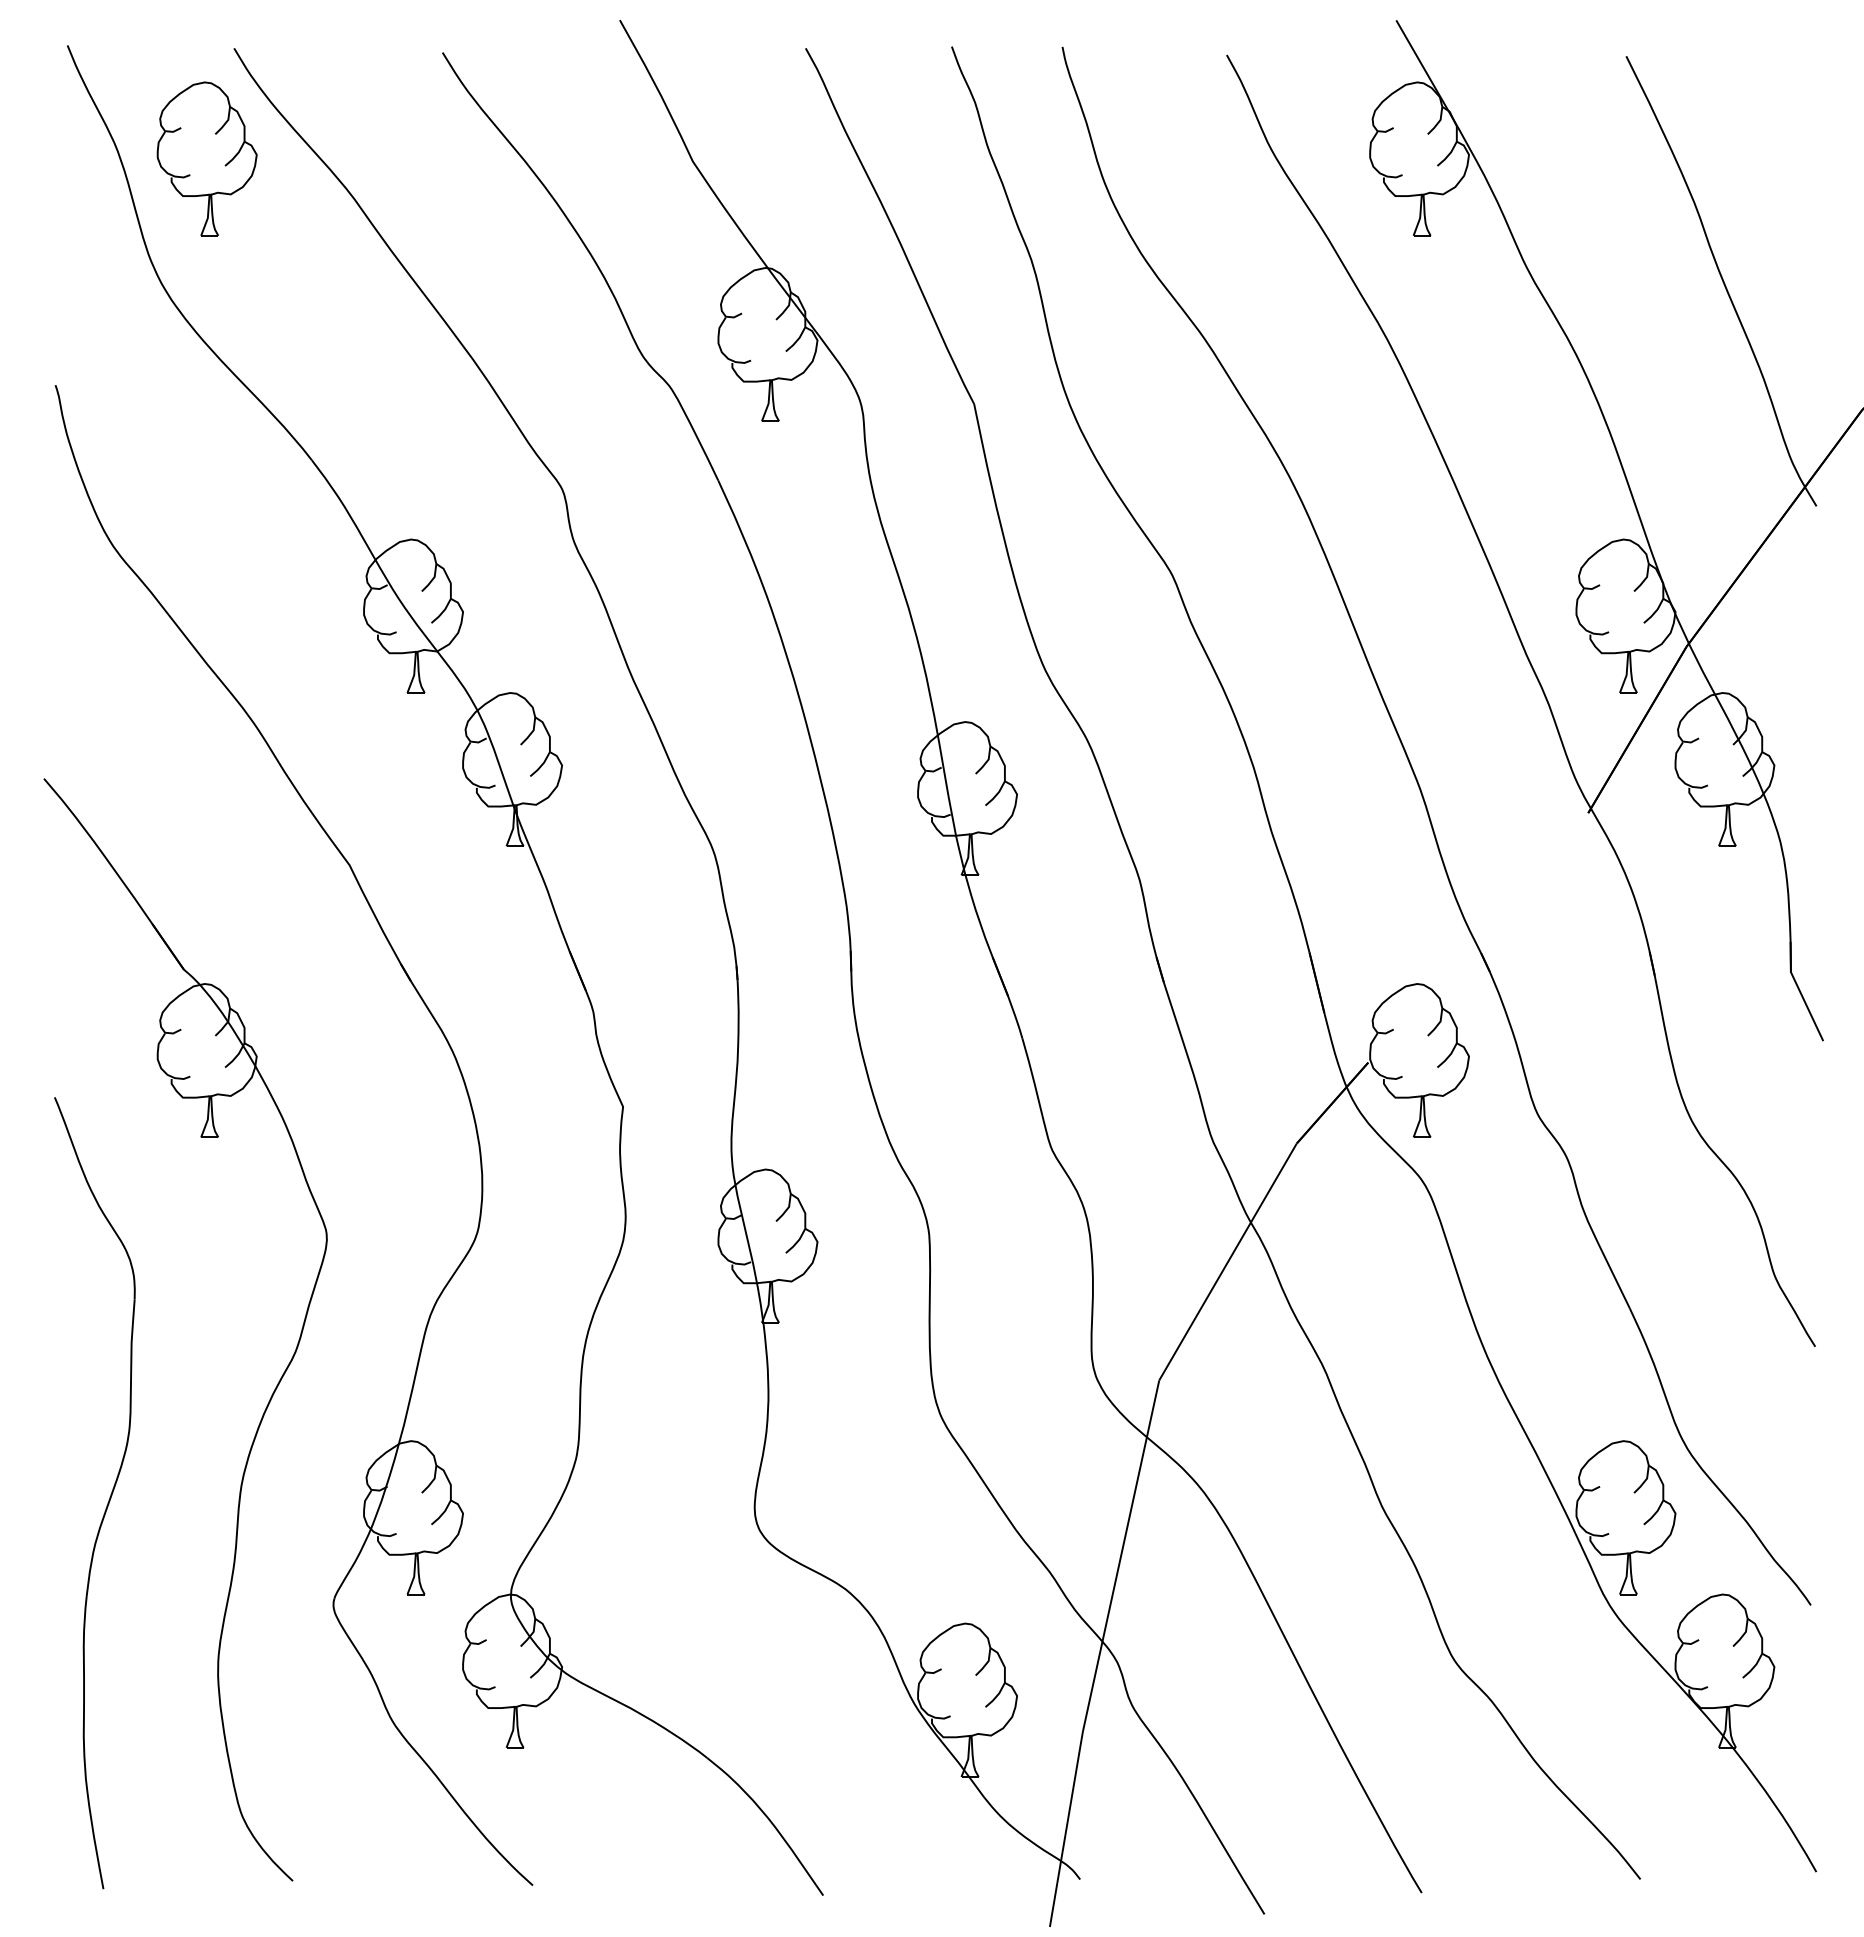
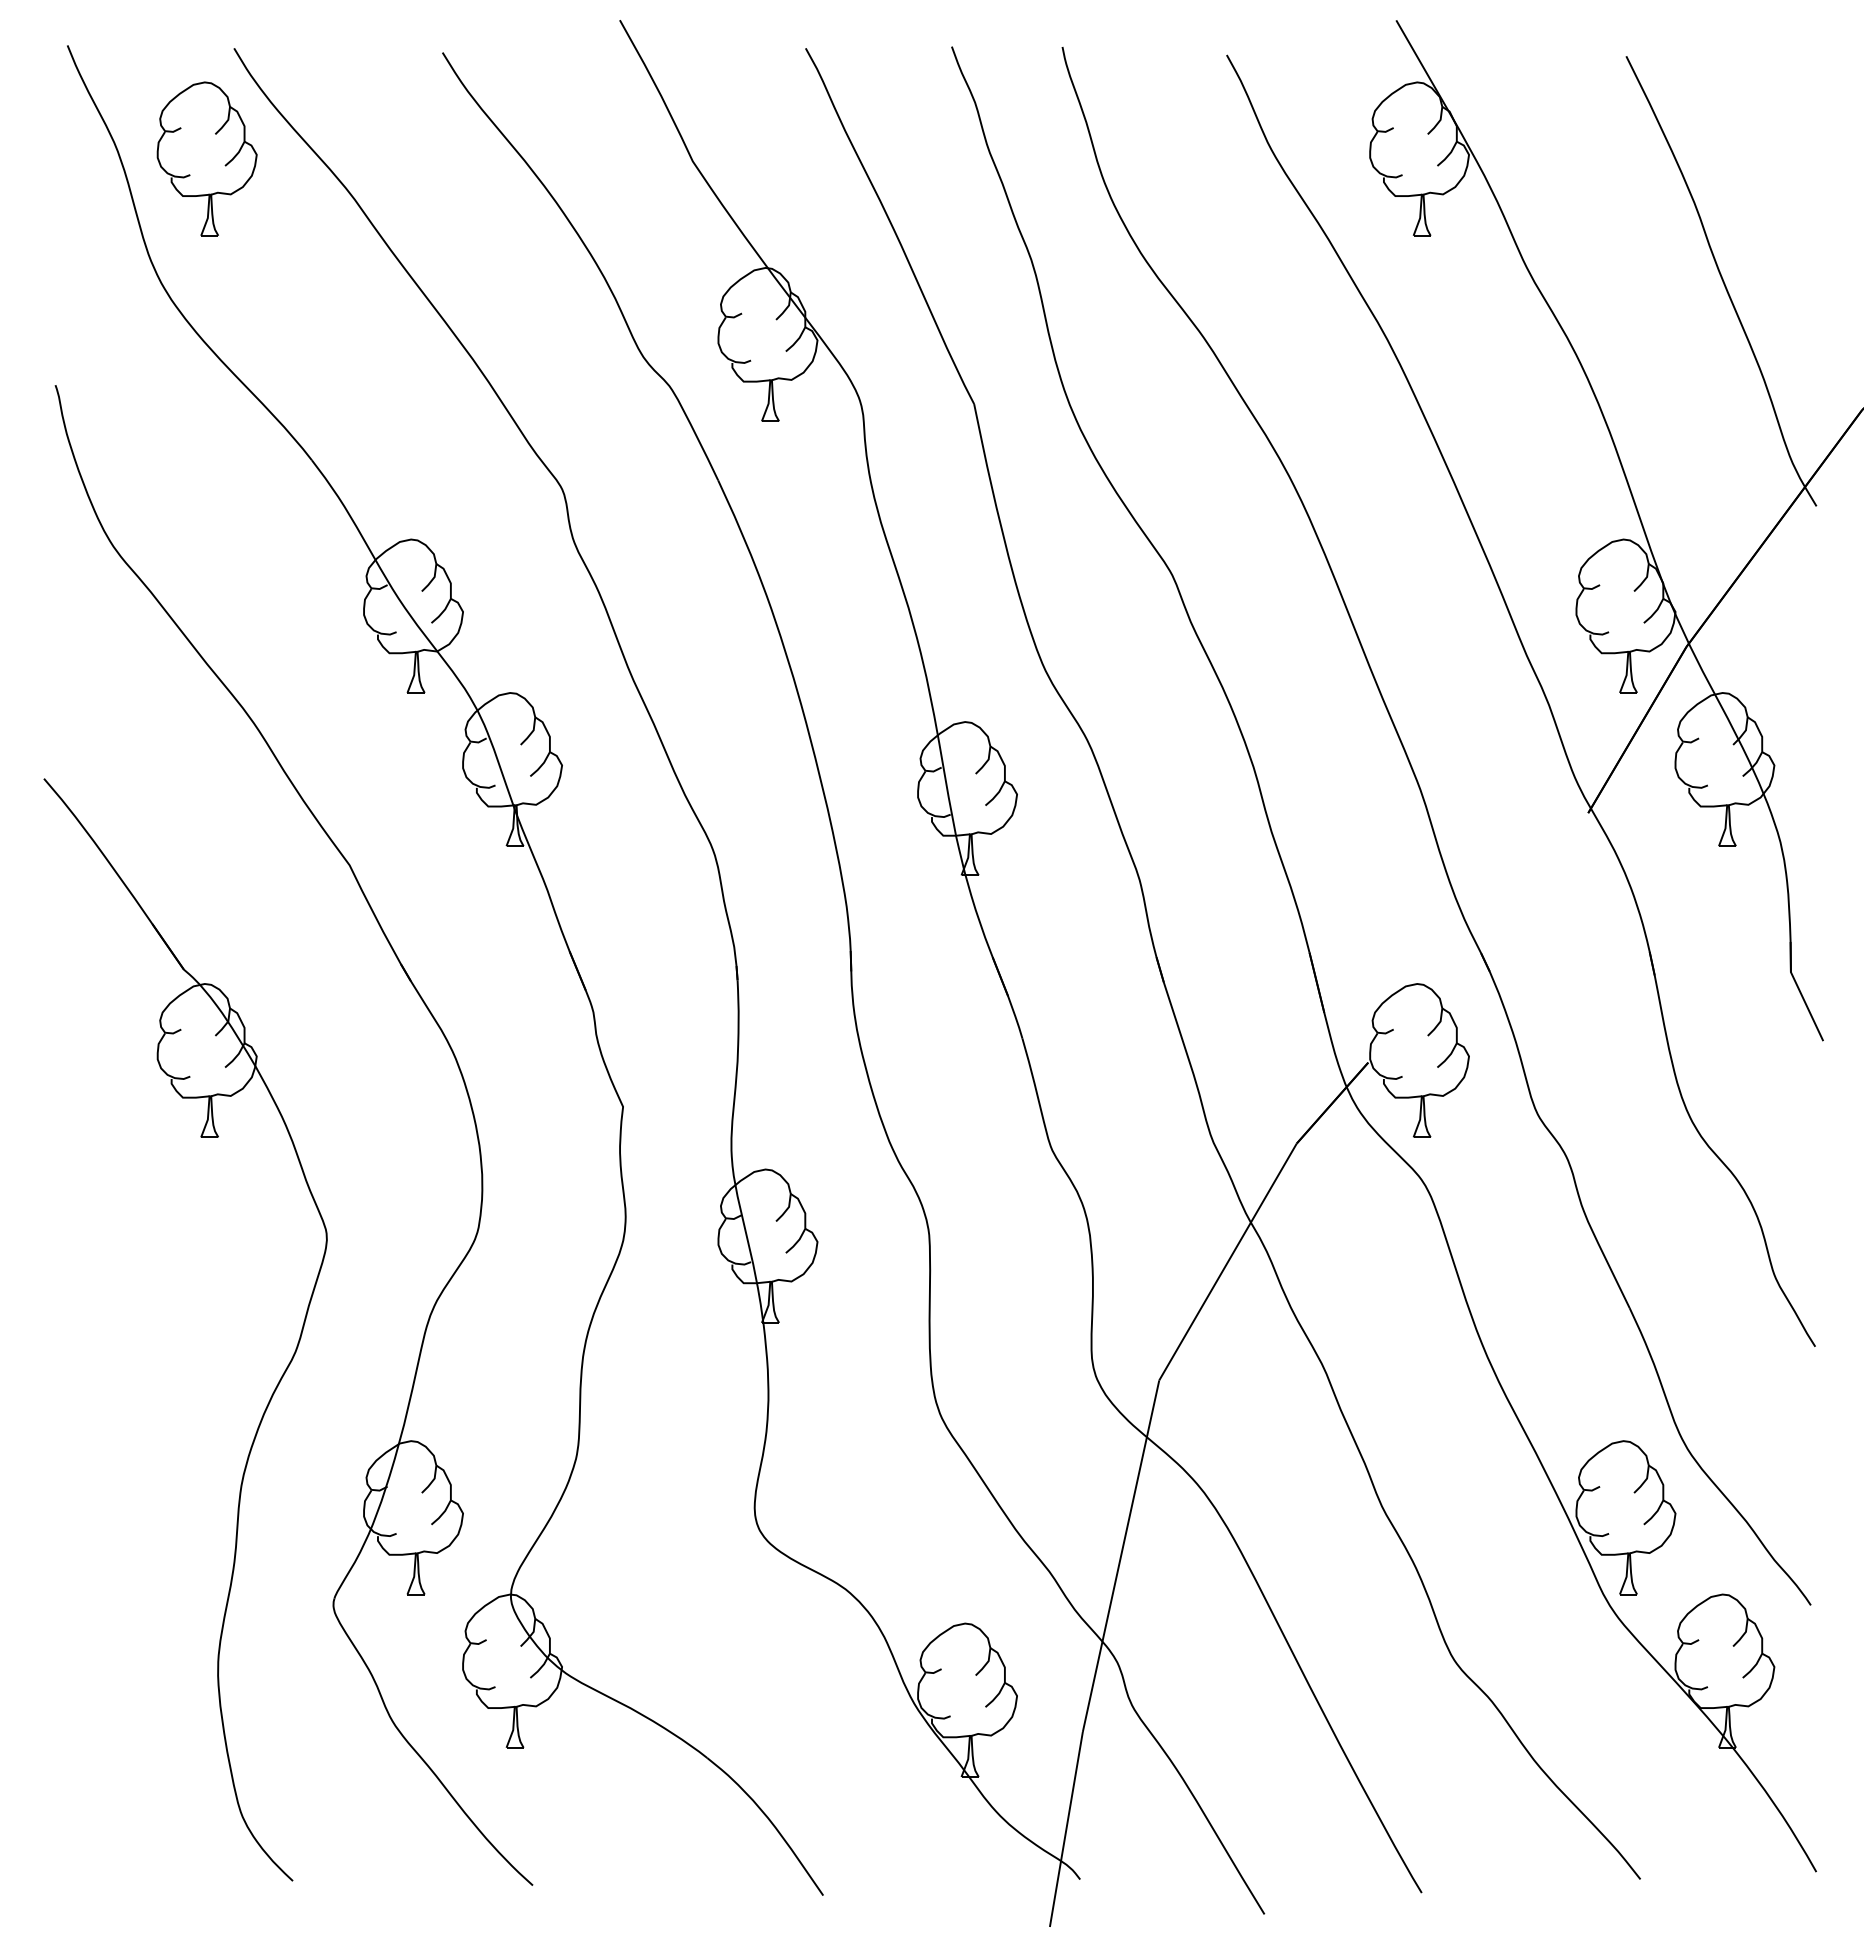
part: present -> none (109, 1497)
